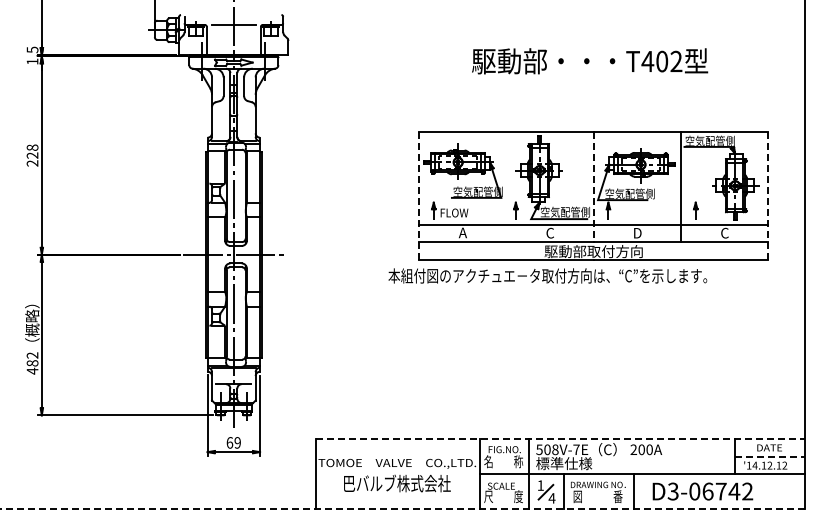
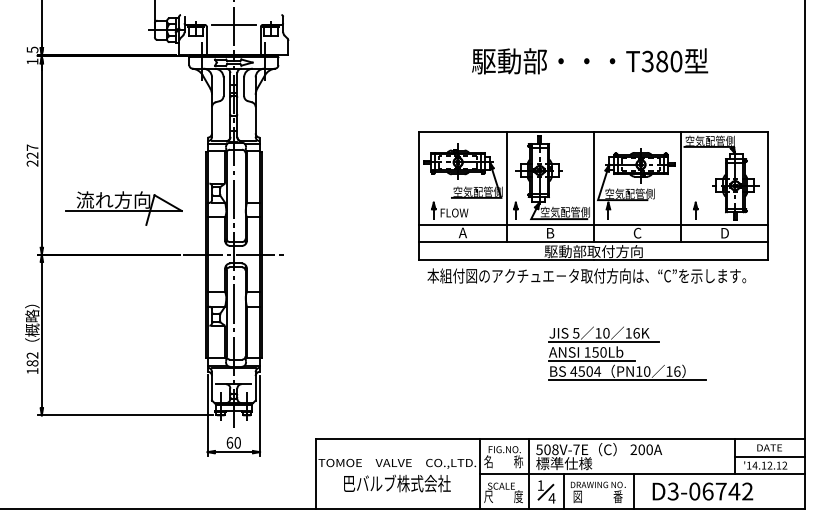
text: T402 -> T380 (661, 61)
text: 228 -> 227 (32, 147)
line: none -> present (506, 186)
line: dashed -> solid (593, 187)
line: dashed -> solid (419, 196)
line: dashed -> solid (768, 196)
part: none -> present (123, 208)
text: C -> B (550, 232)
text: D -> C (637, 232)
text: C -> D (724, 232)
text position: (547, 275) -> (586, 275) (586, 275)
part: none -> present (627, 353)
text: 482 -> 182 (32, 370)
line: dashed -> solid (560, 439)
text: 69 -> 60 (237, 442)
line: dashed -> solid (770, 456)
line: dashed -> solid (403, 509)
